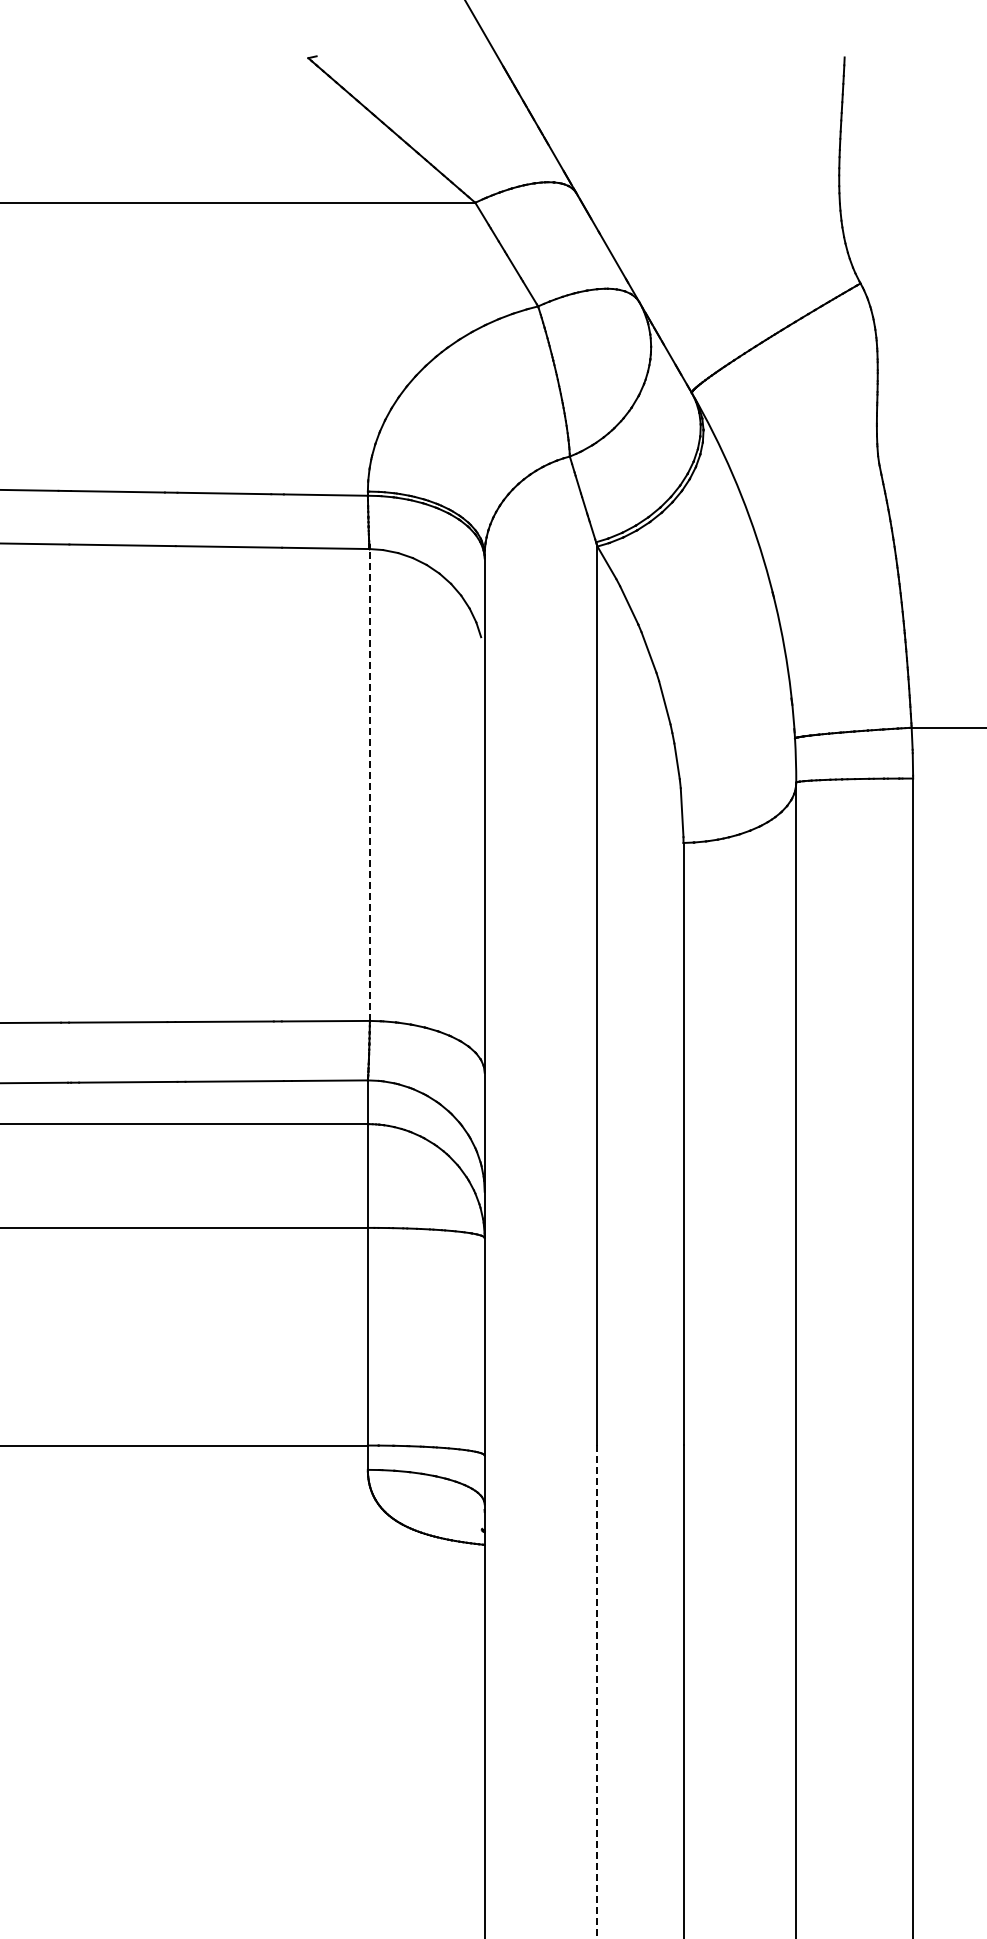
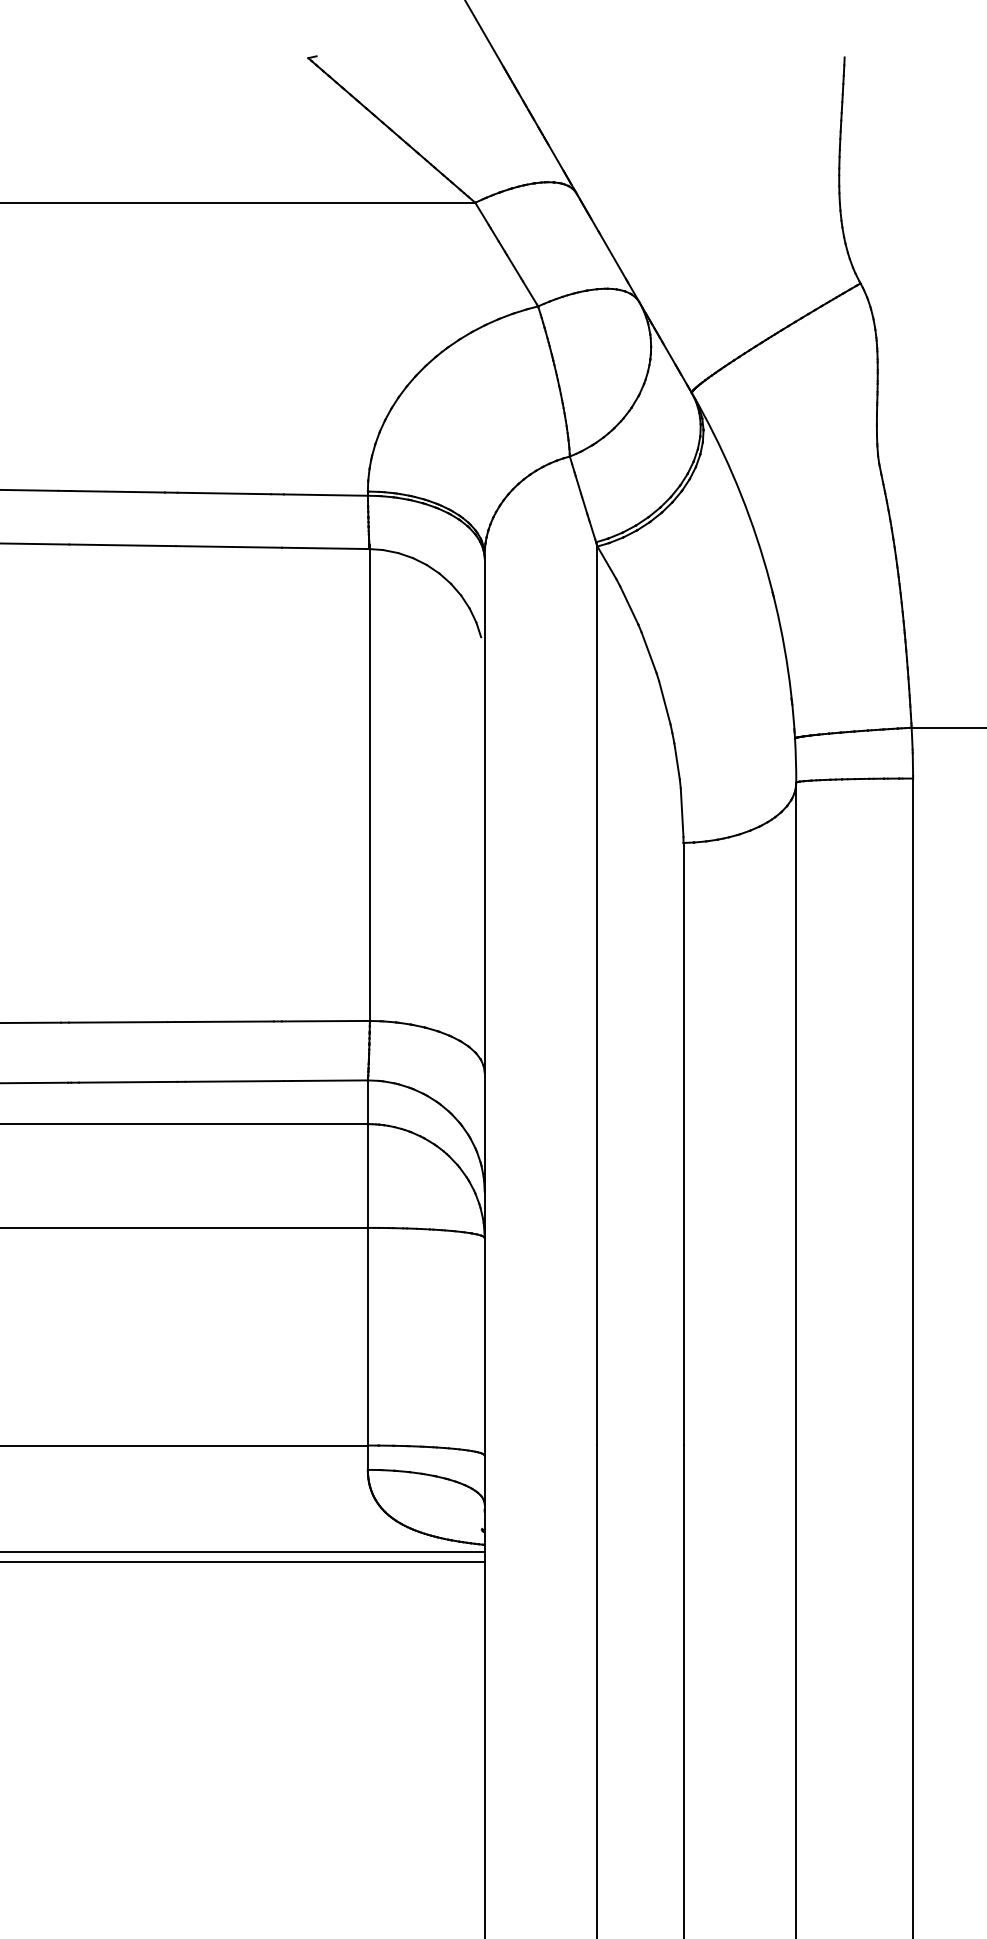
line: dashed -> solid (369, 785)
line: none -> present (243, 1551)
line: none -> present (243, 1561)
line: dashed -> solid (597, 1691)
